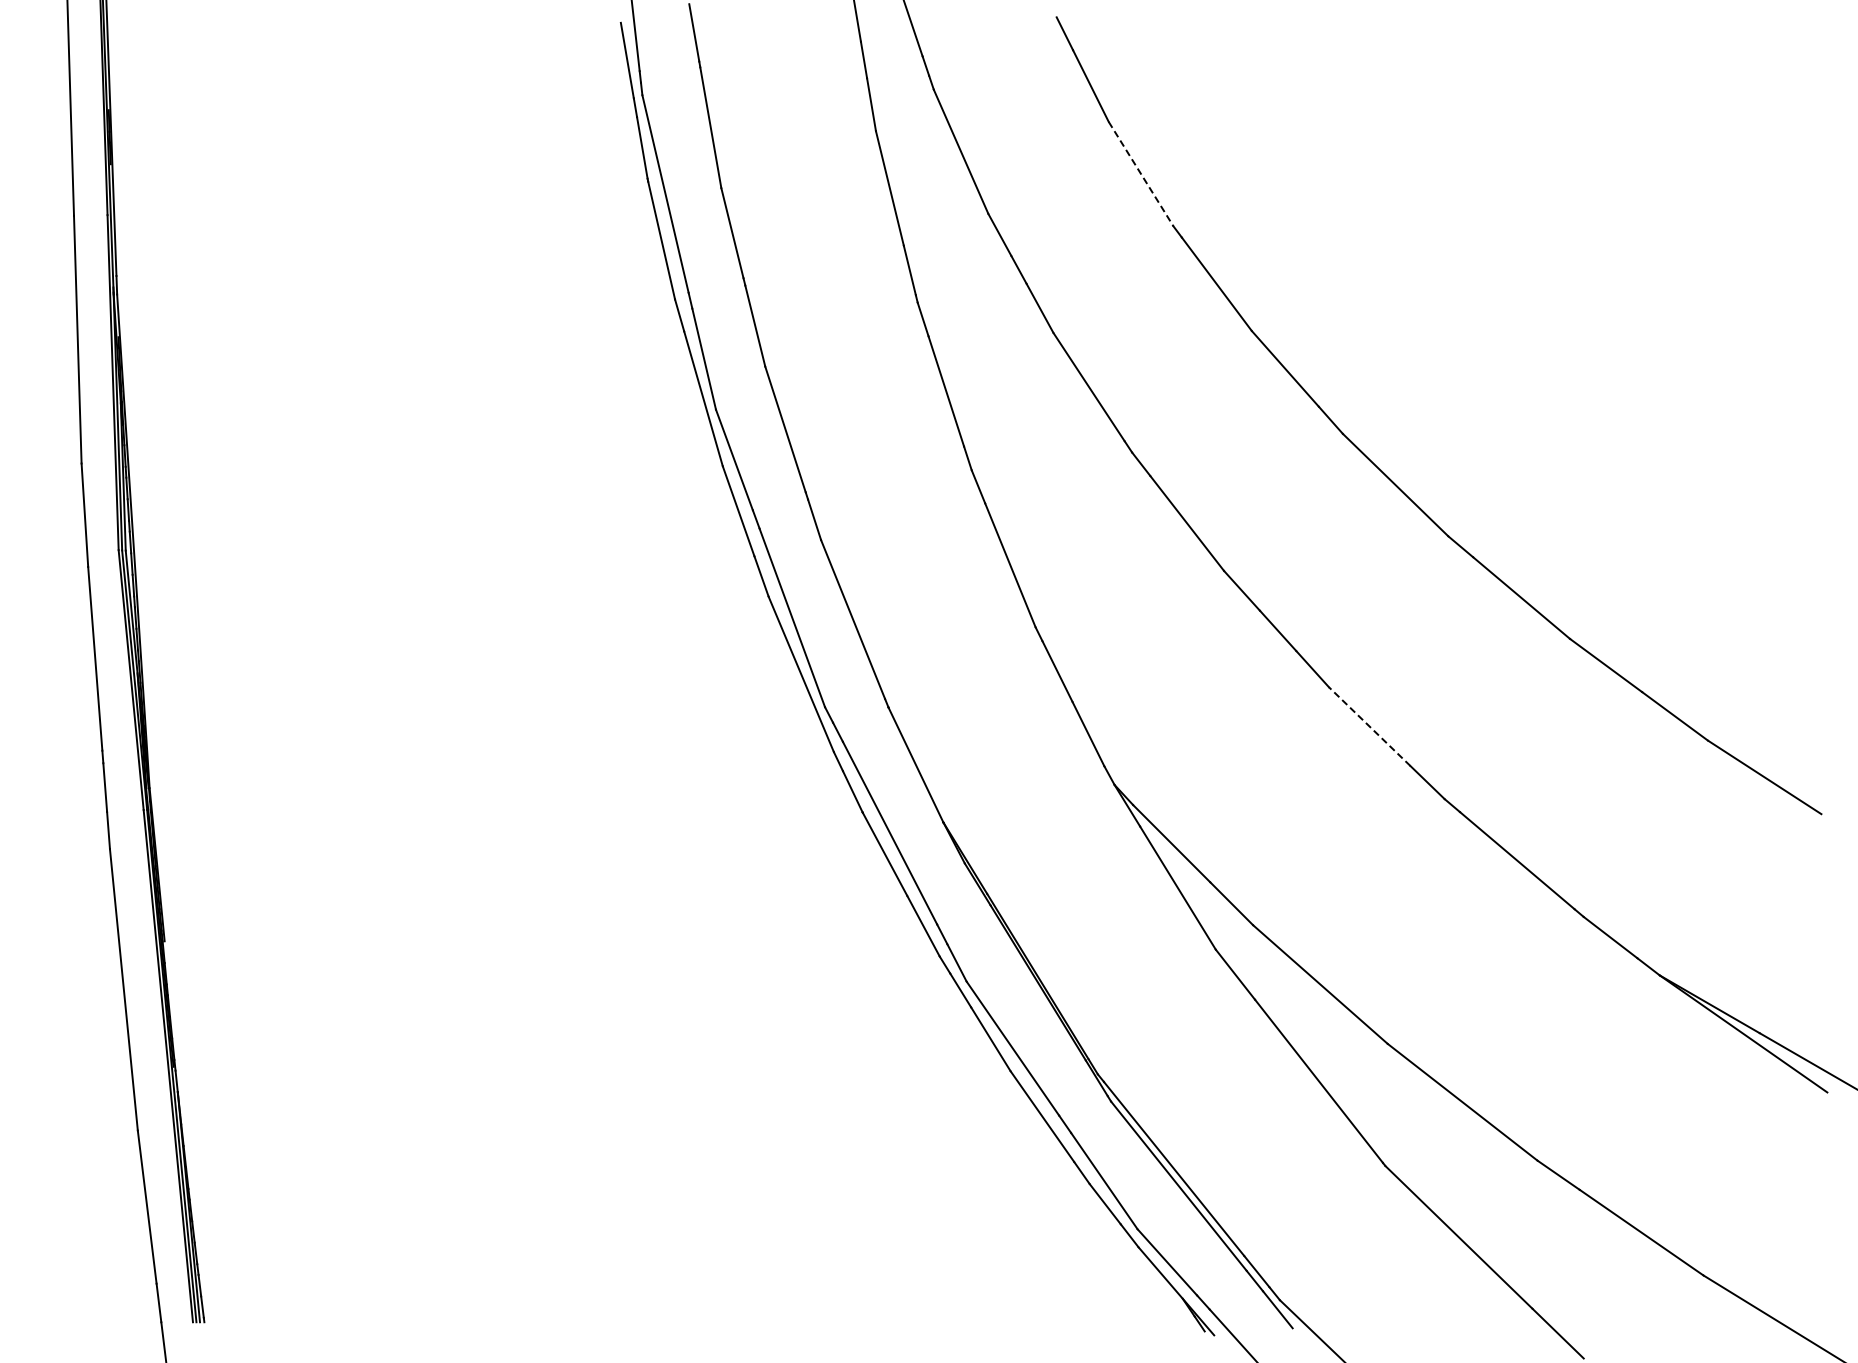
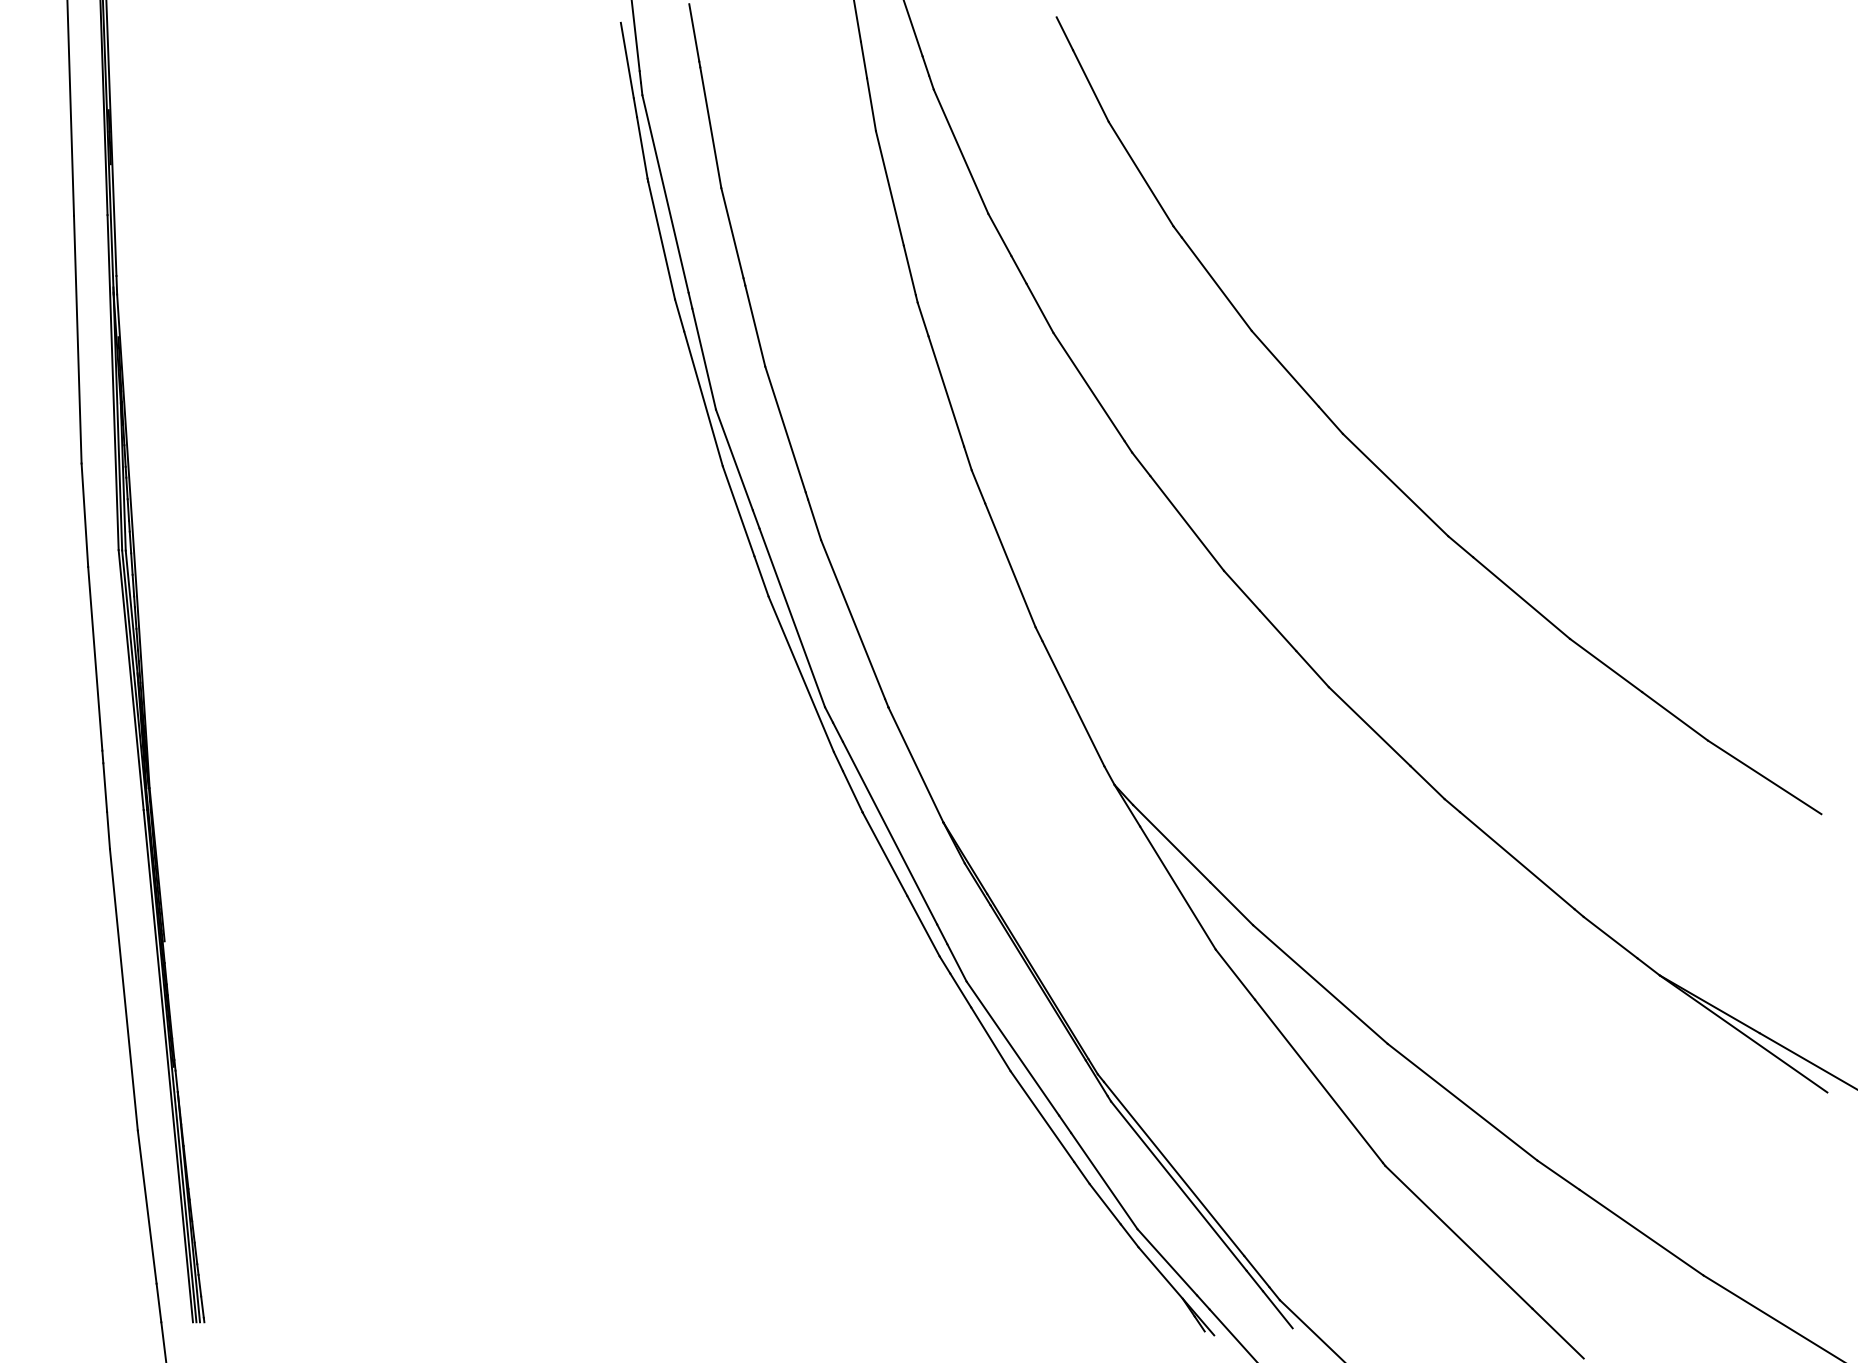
line: dashed -> solid (1141, 174)
line: dashed -> solid (1369, 726)
